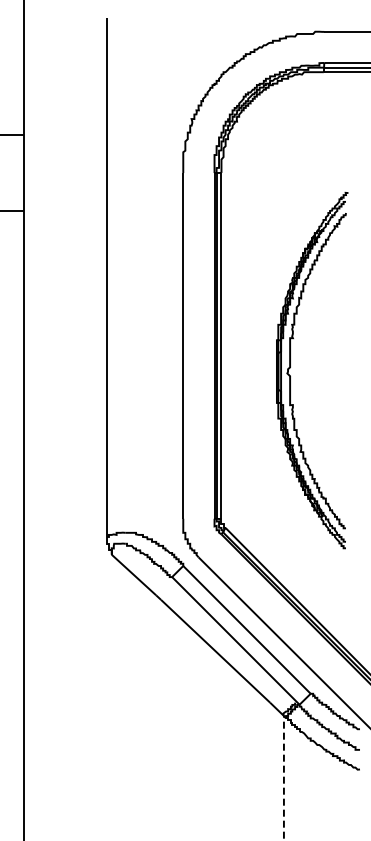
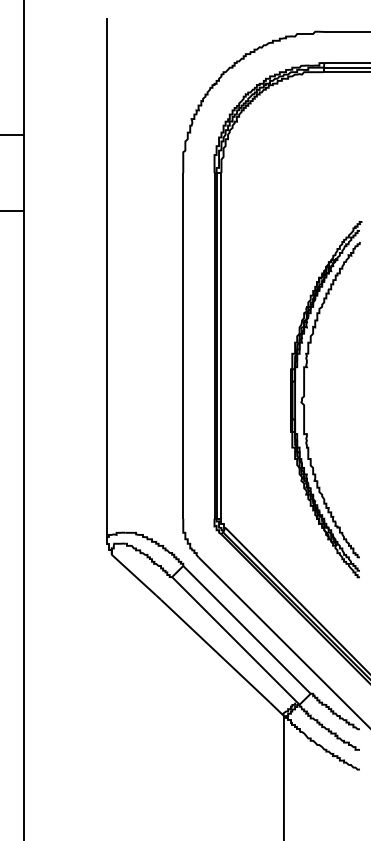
part position: (290, 368) -> (304, 397) (304, 397)
line: dashed -> solid (283, 778)
